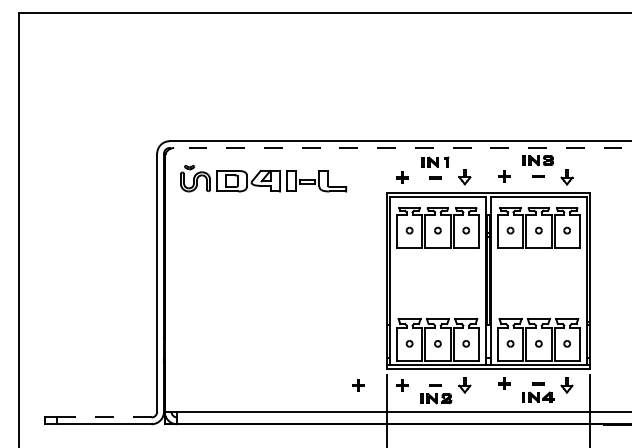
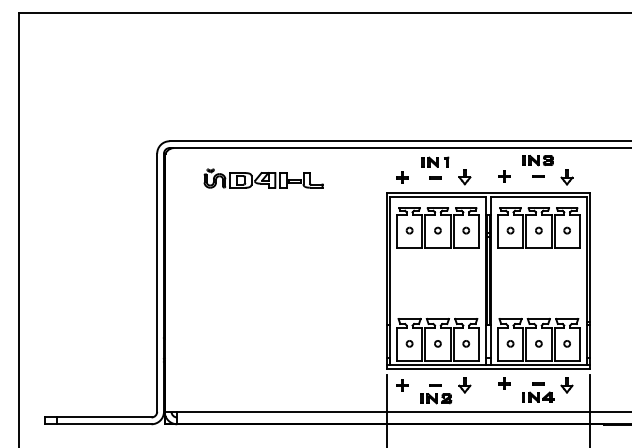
line: dashed -> solid (400, 148)
part size: 168x28 px -> 121x21 px (263, 178)
part: present -> none (358, 385)
line: dashed -> solid (103, 417)
